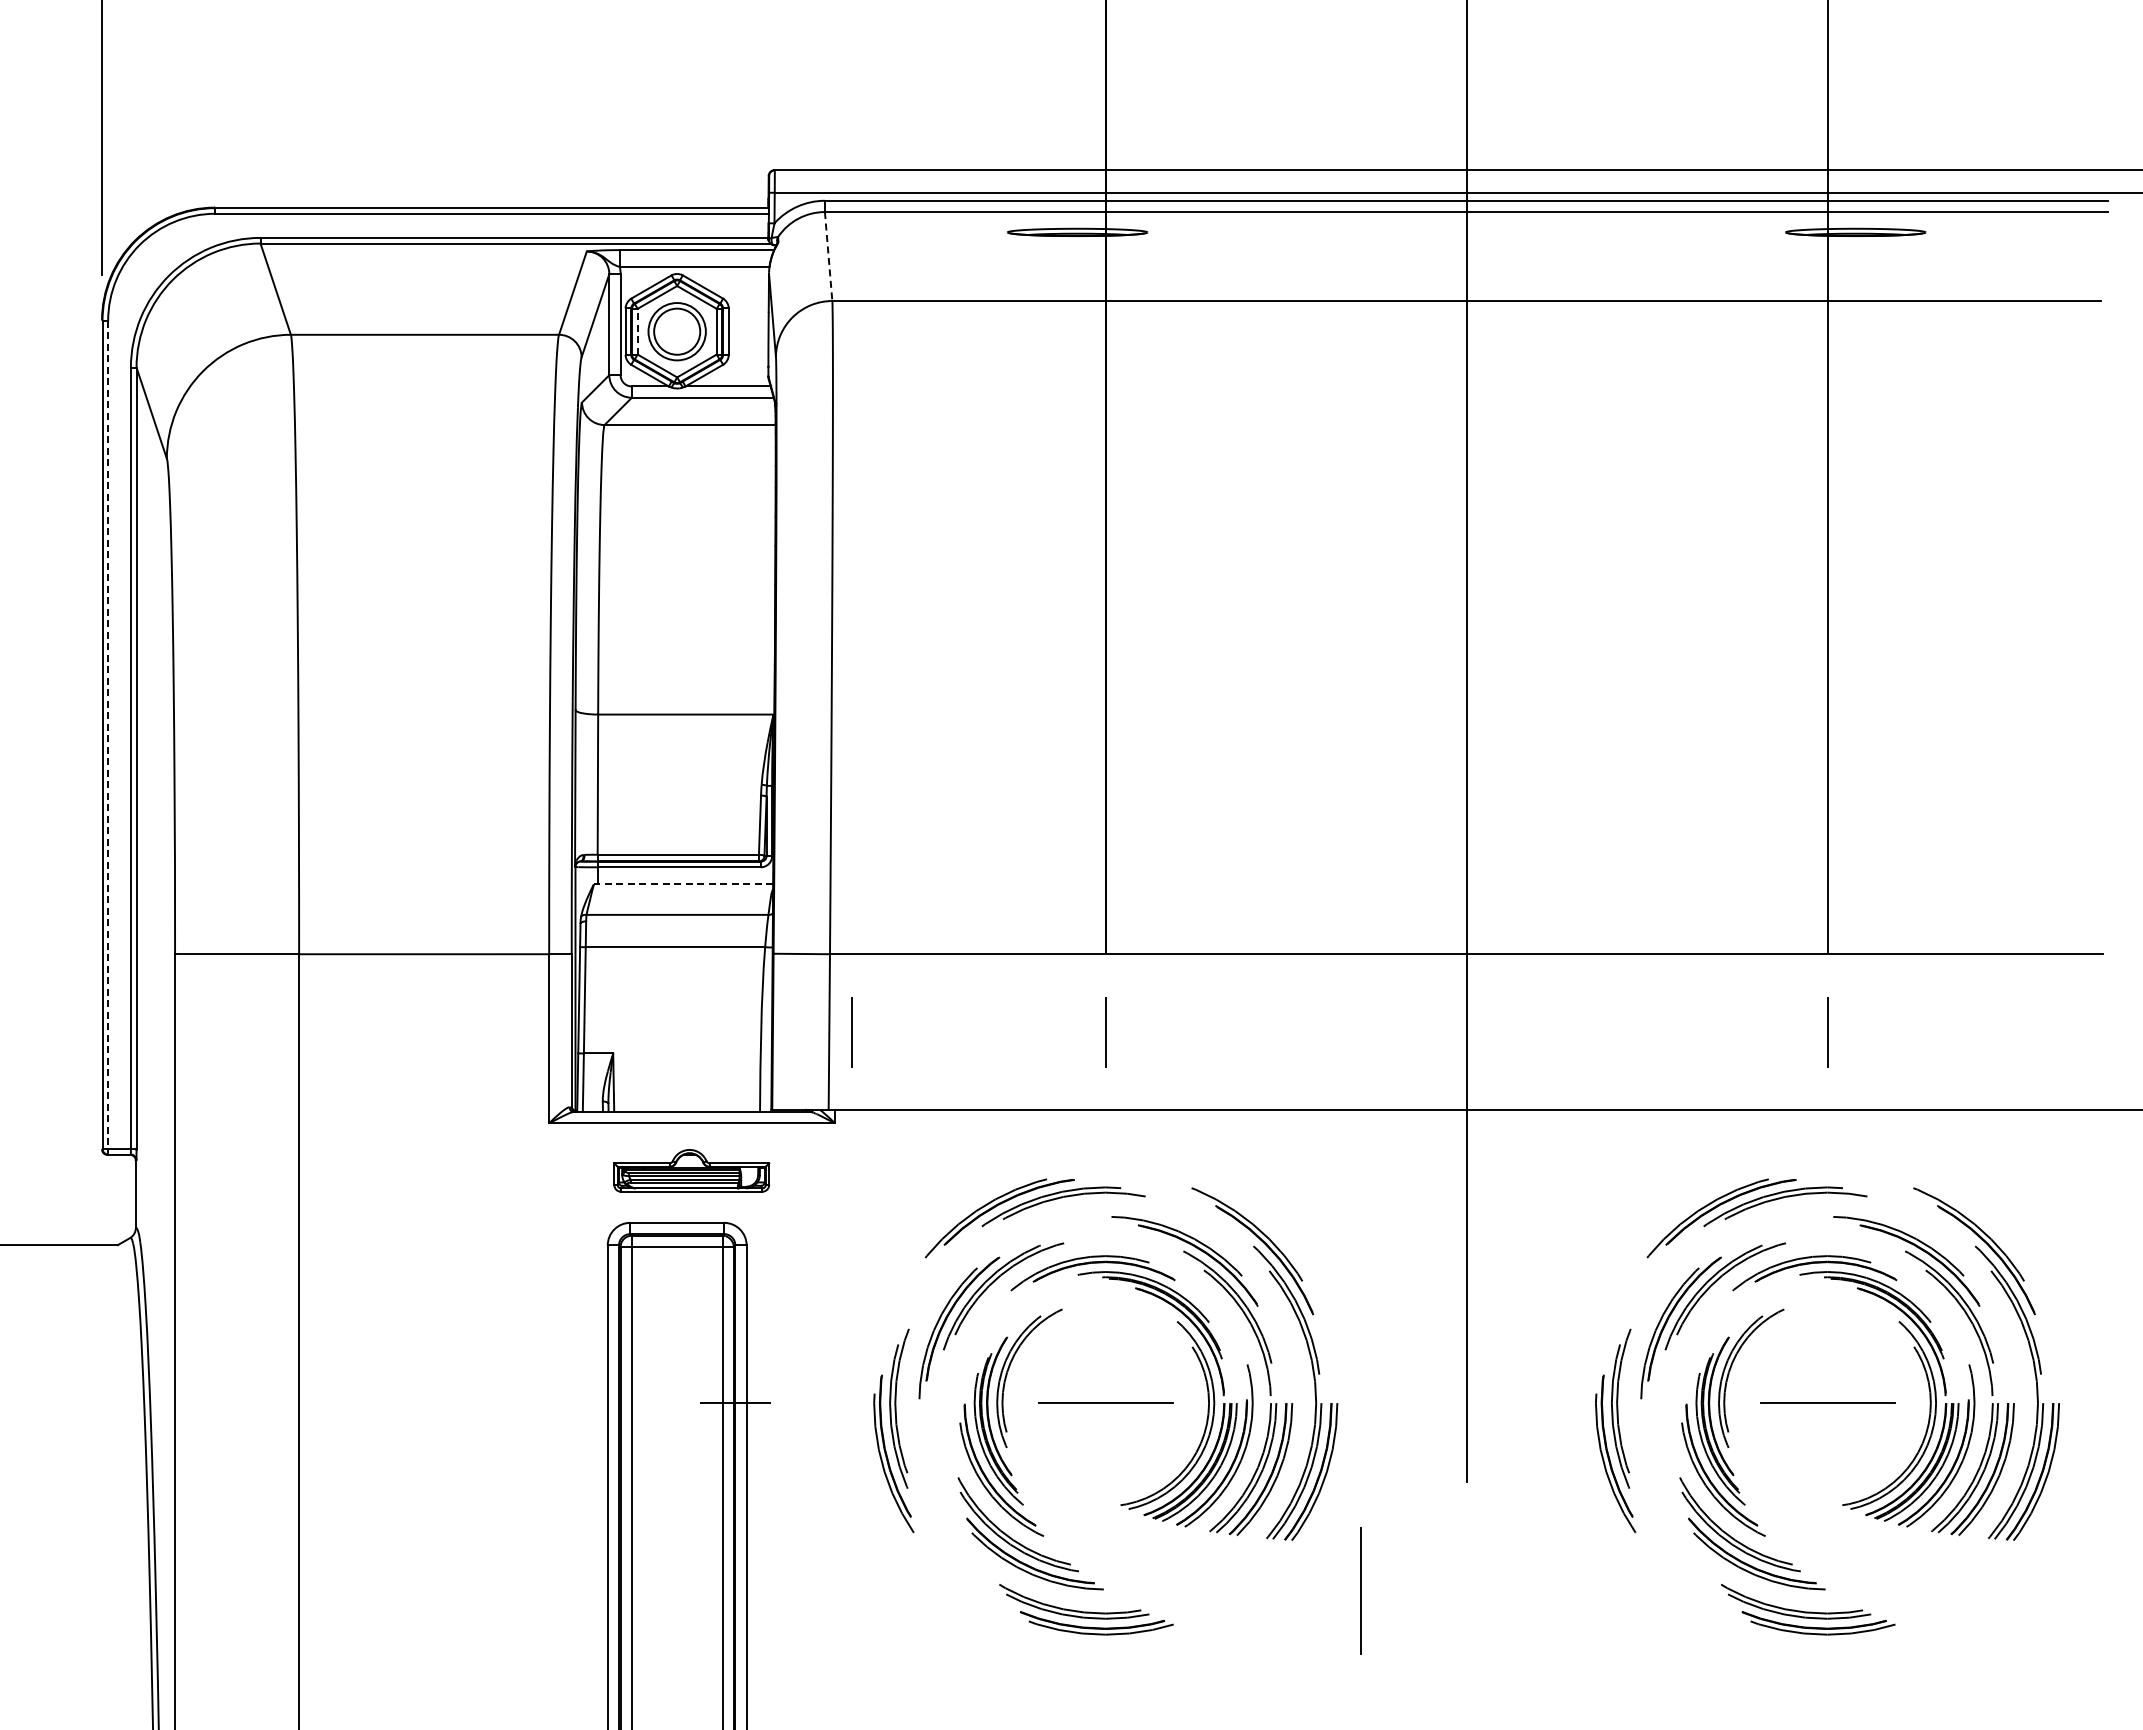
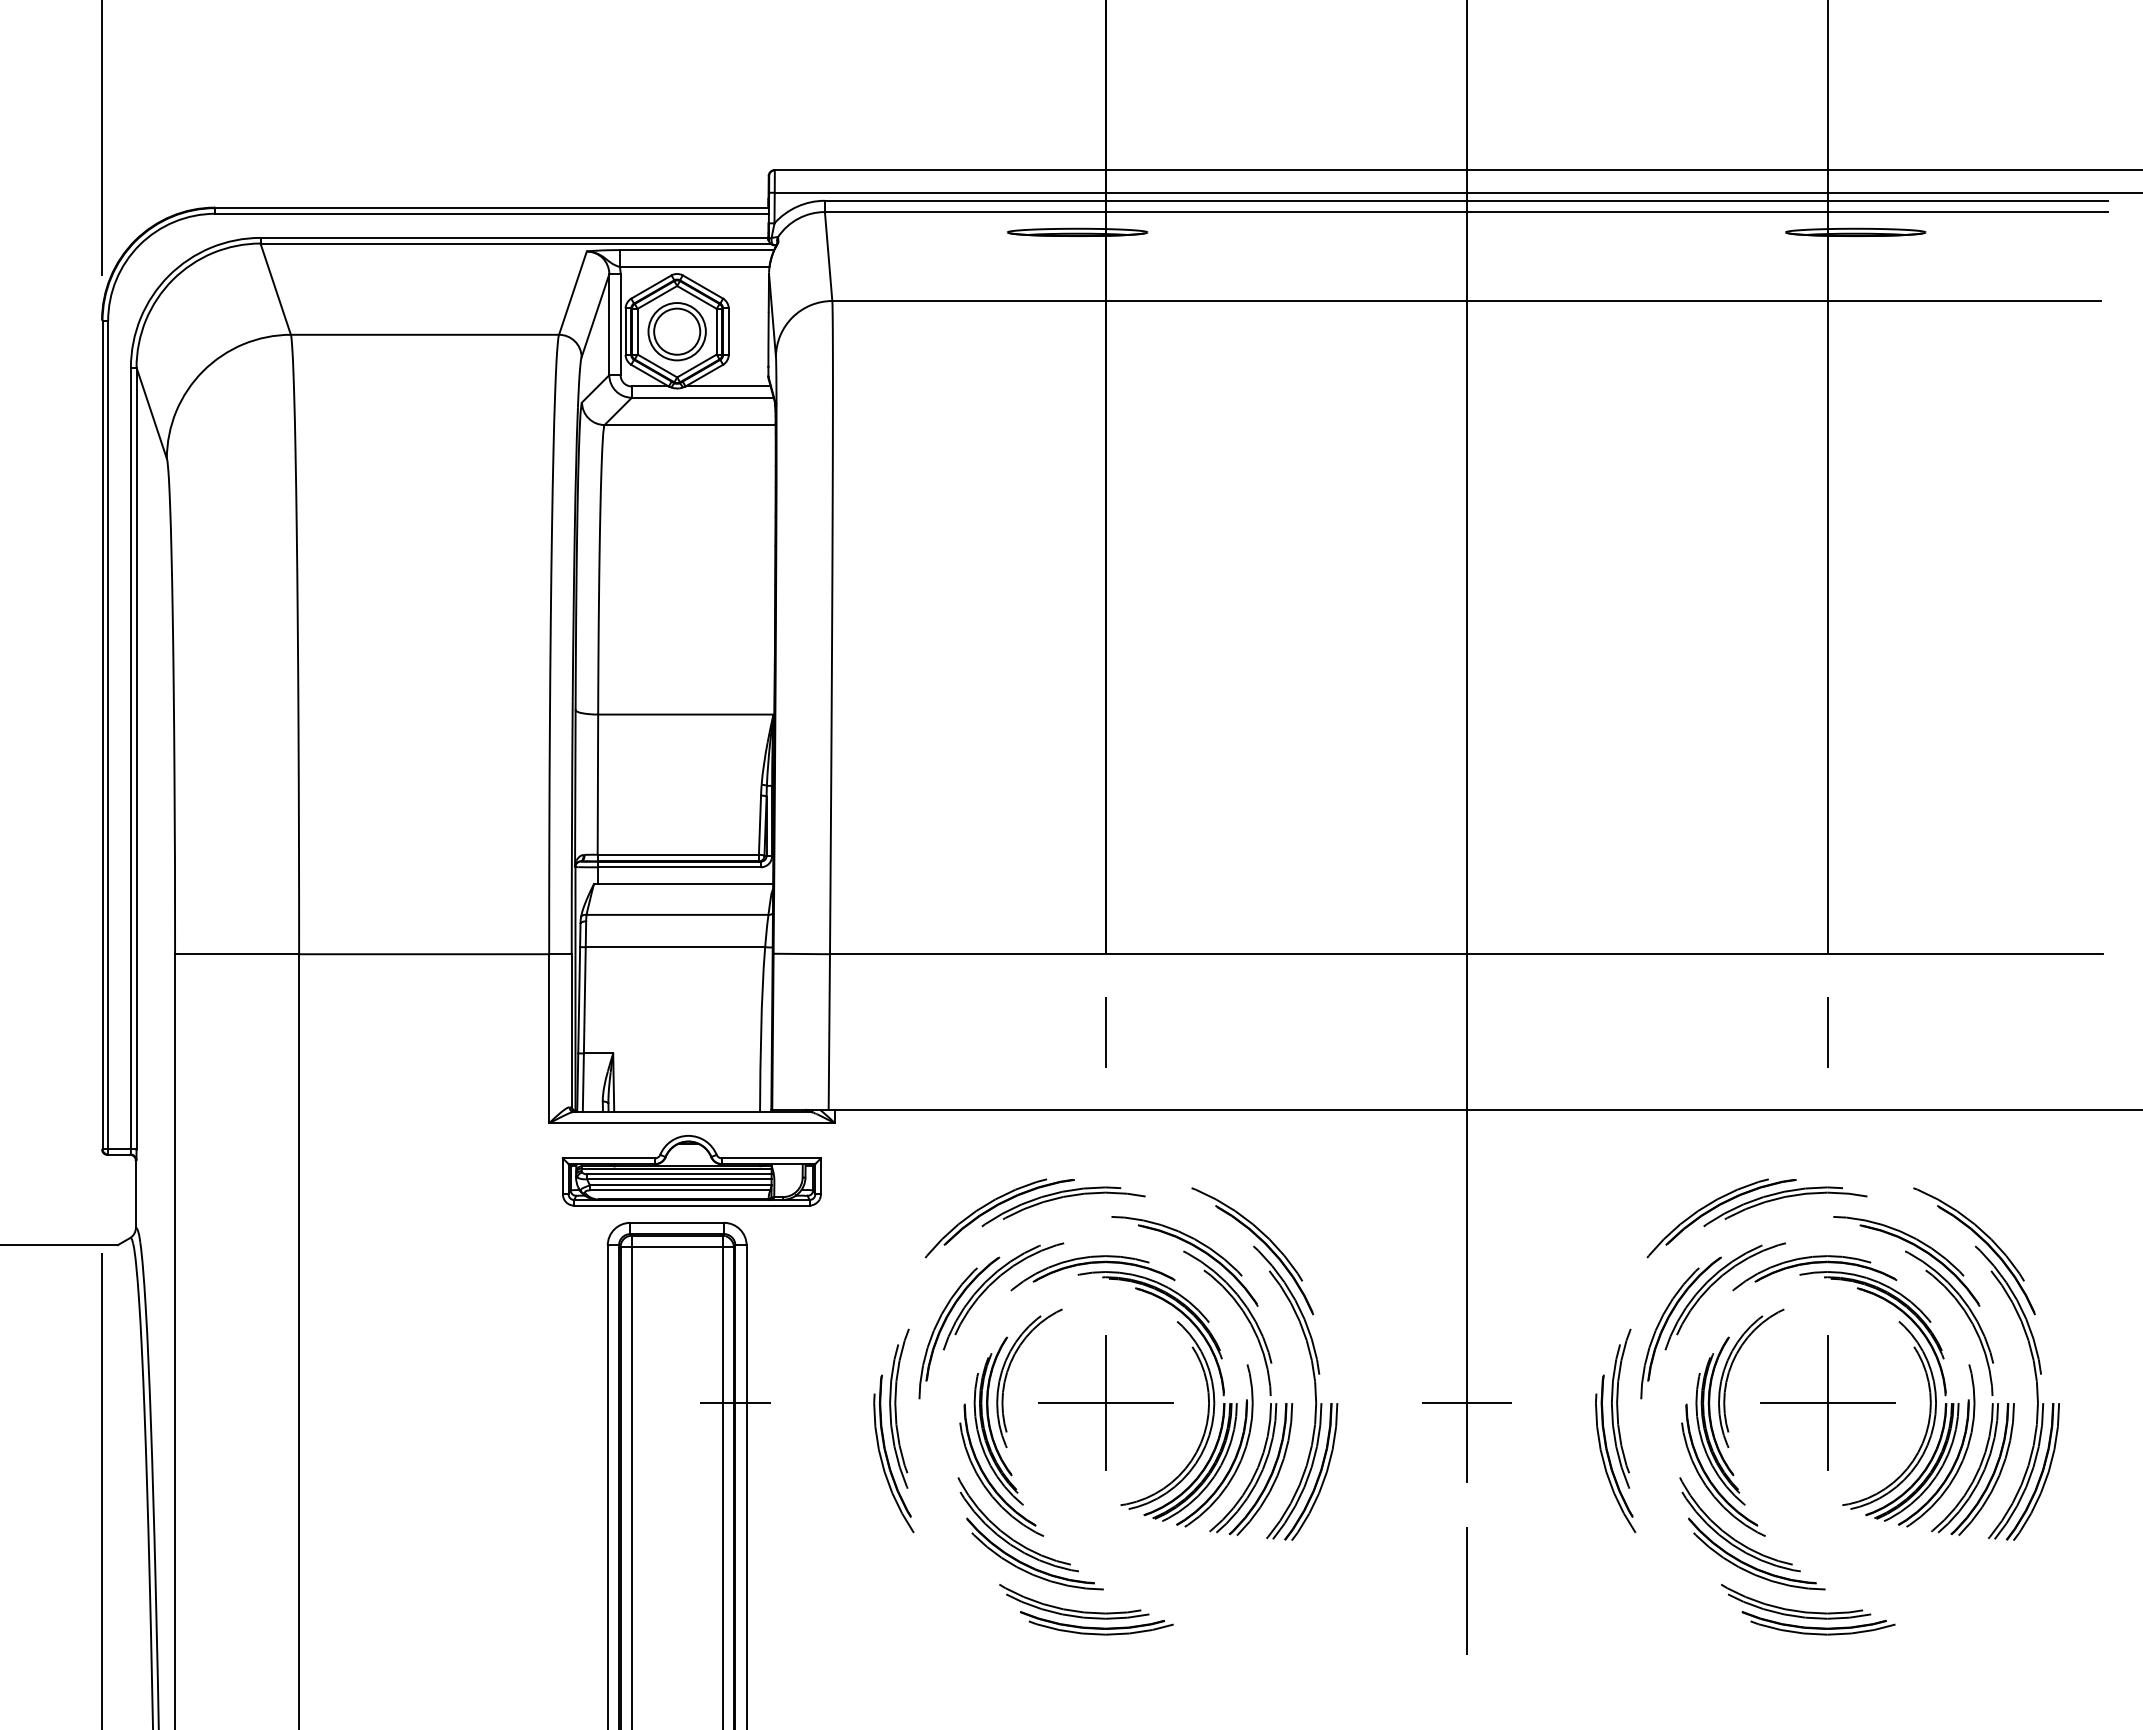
line: dashed -> solid (828, 256)
line: dashed -> solid (637, 331)
line: dashed -> solid (108, 737)
line: dashed -> solid (683, 884)
line: present -> none (851, 1032)
part size: 158x44 px -> 261x72 px (691, 1170)
line: none -> present (1105, 1403)
line: none -> present (1466, 1403)
line: none -> present (1827, 1403)
line: none -> present (102, 1490)
line position: (1360, 1590) -> (1466, 1590) (1466, 1590)
